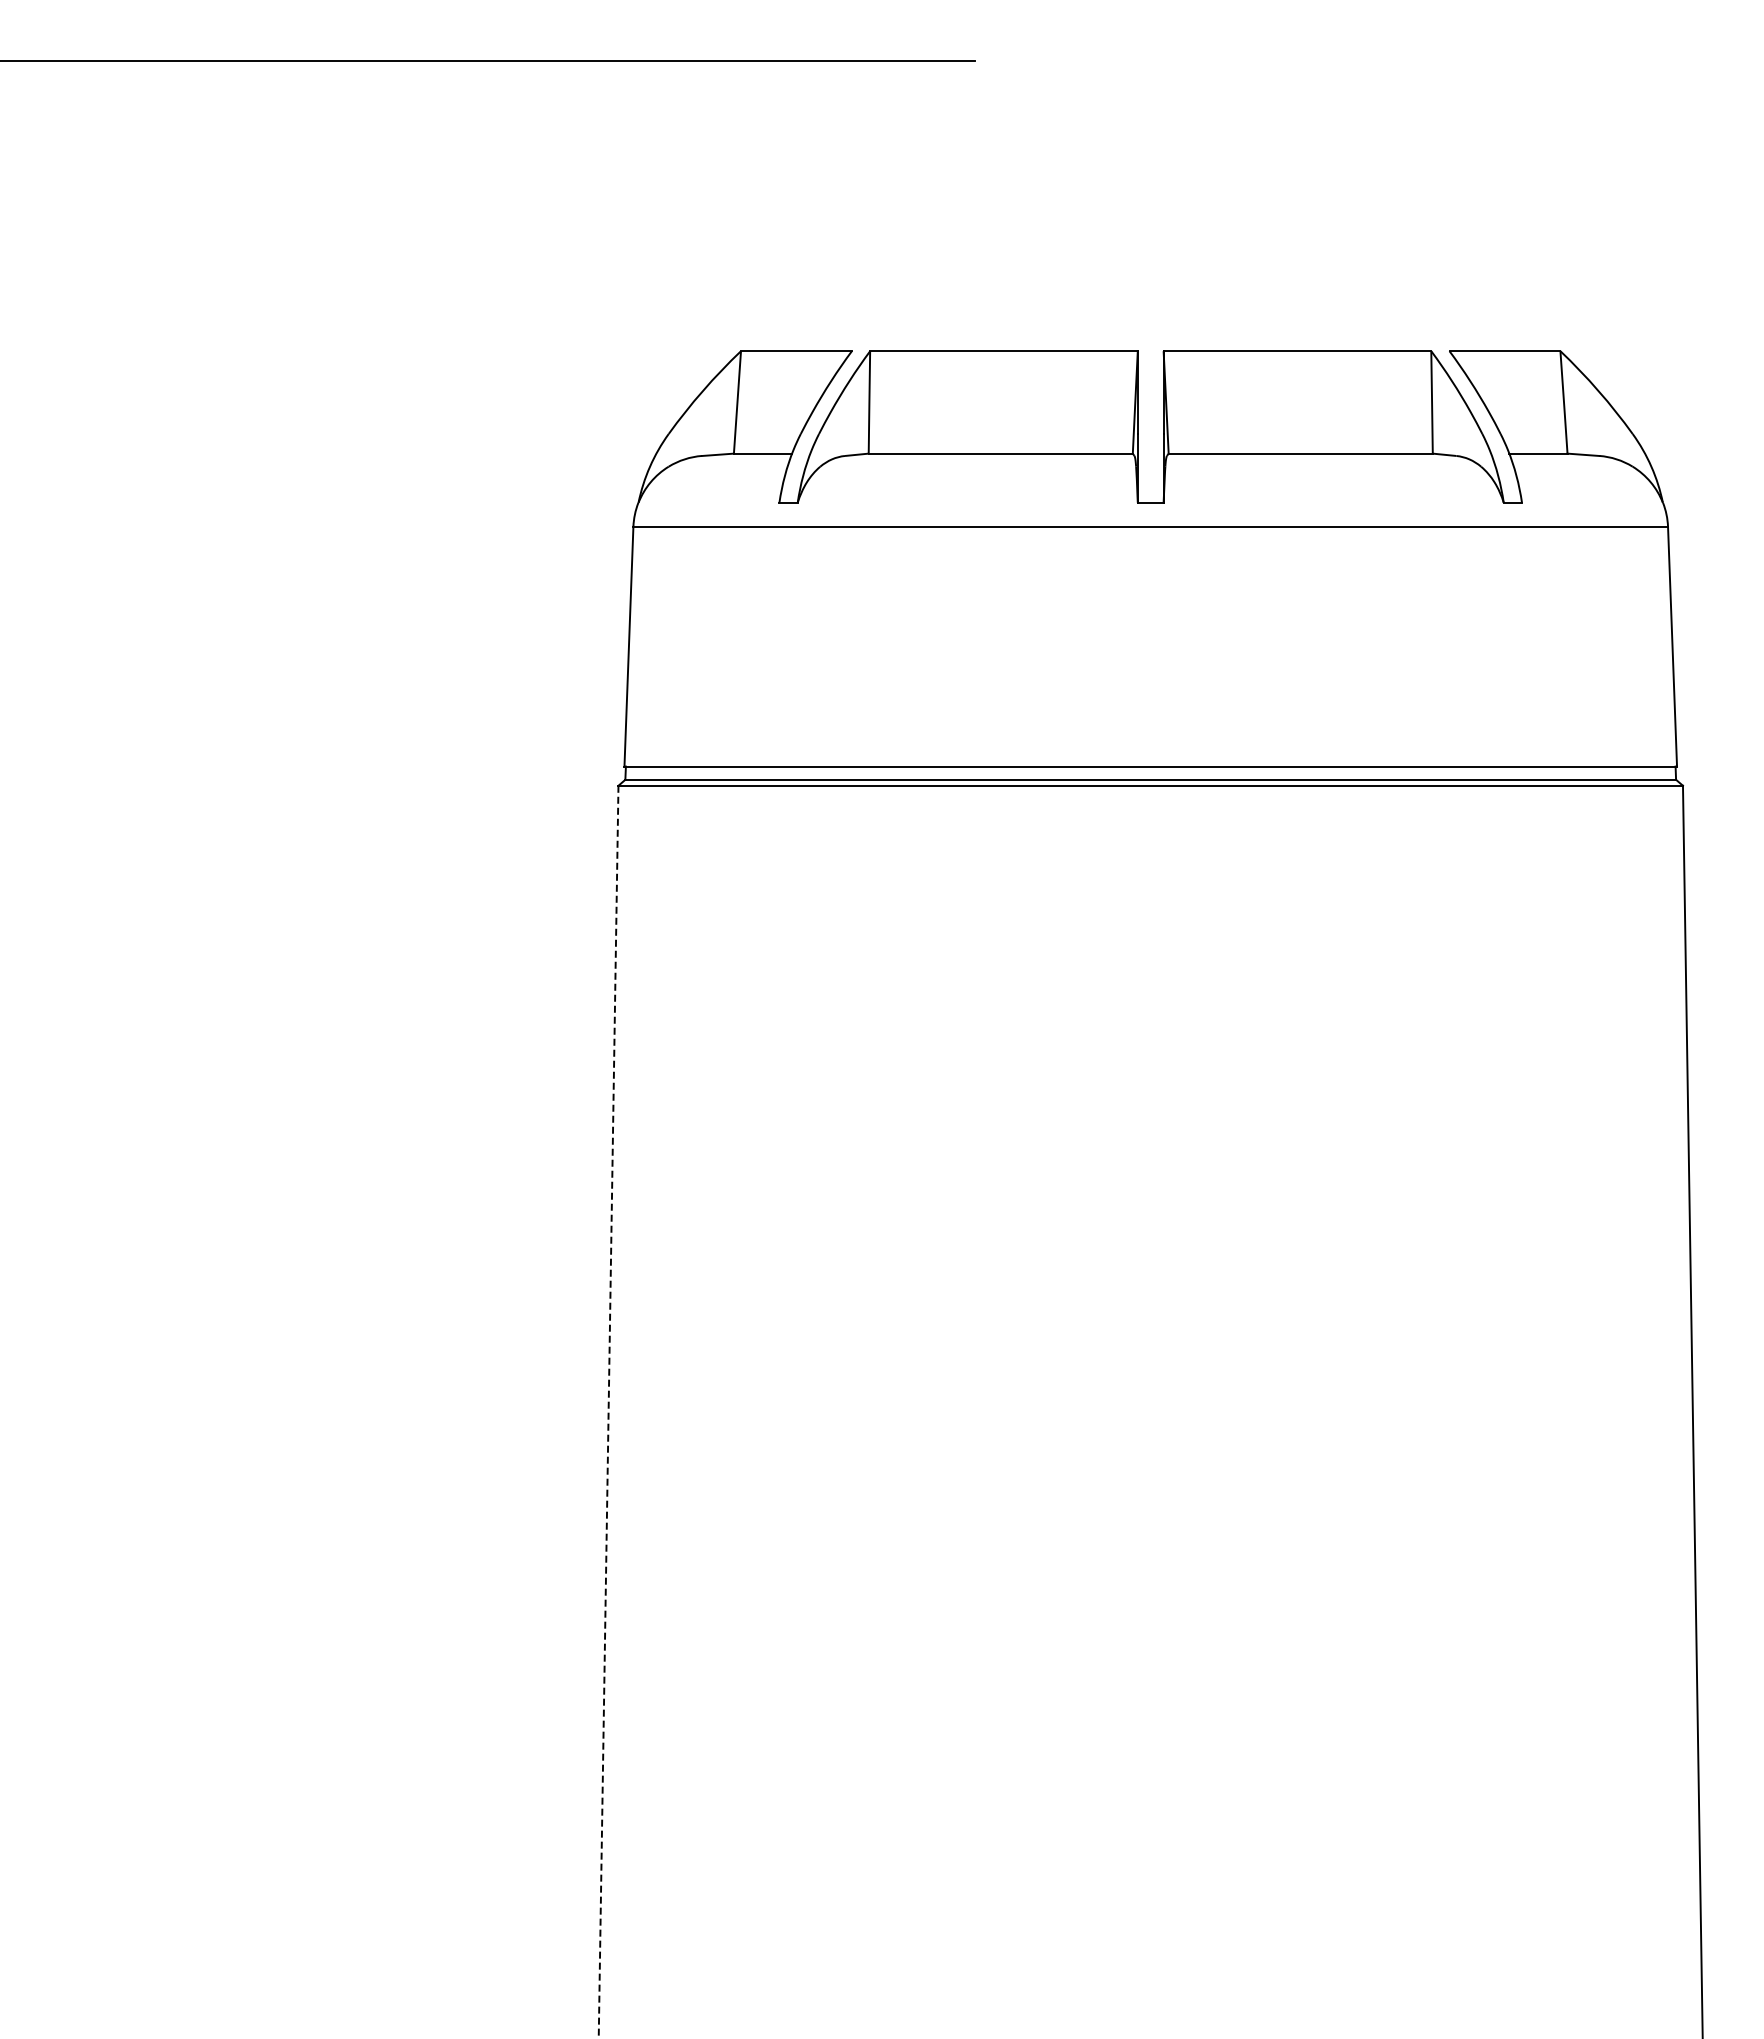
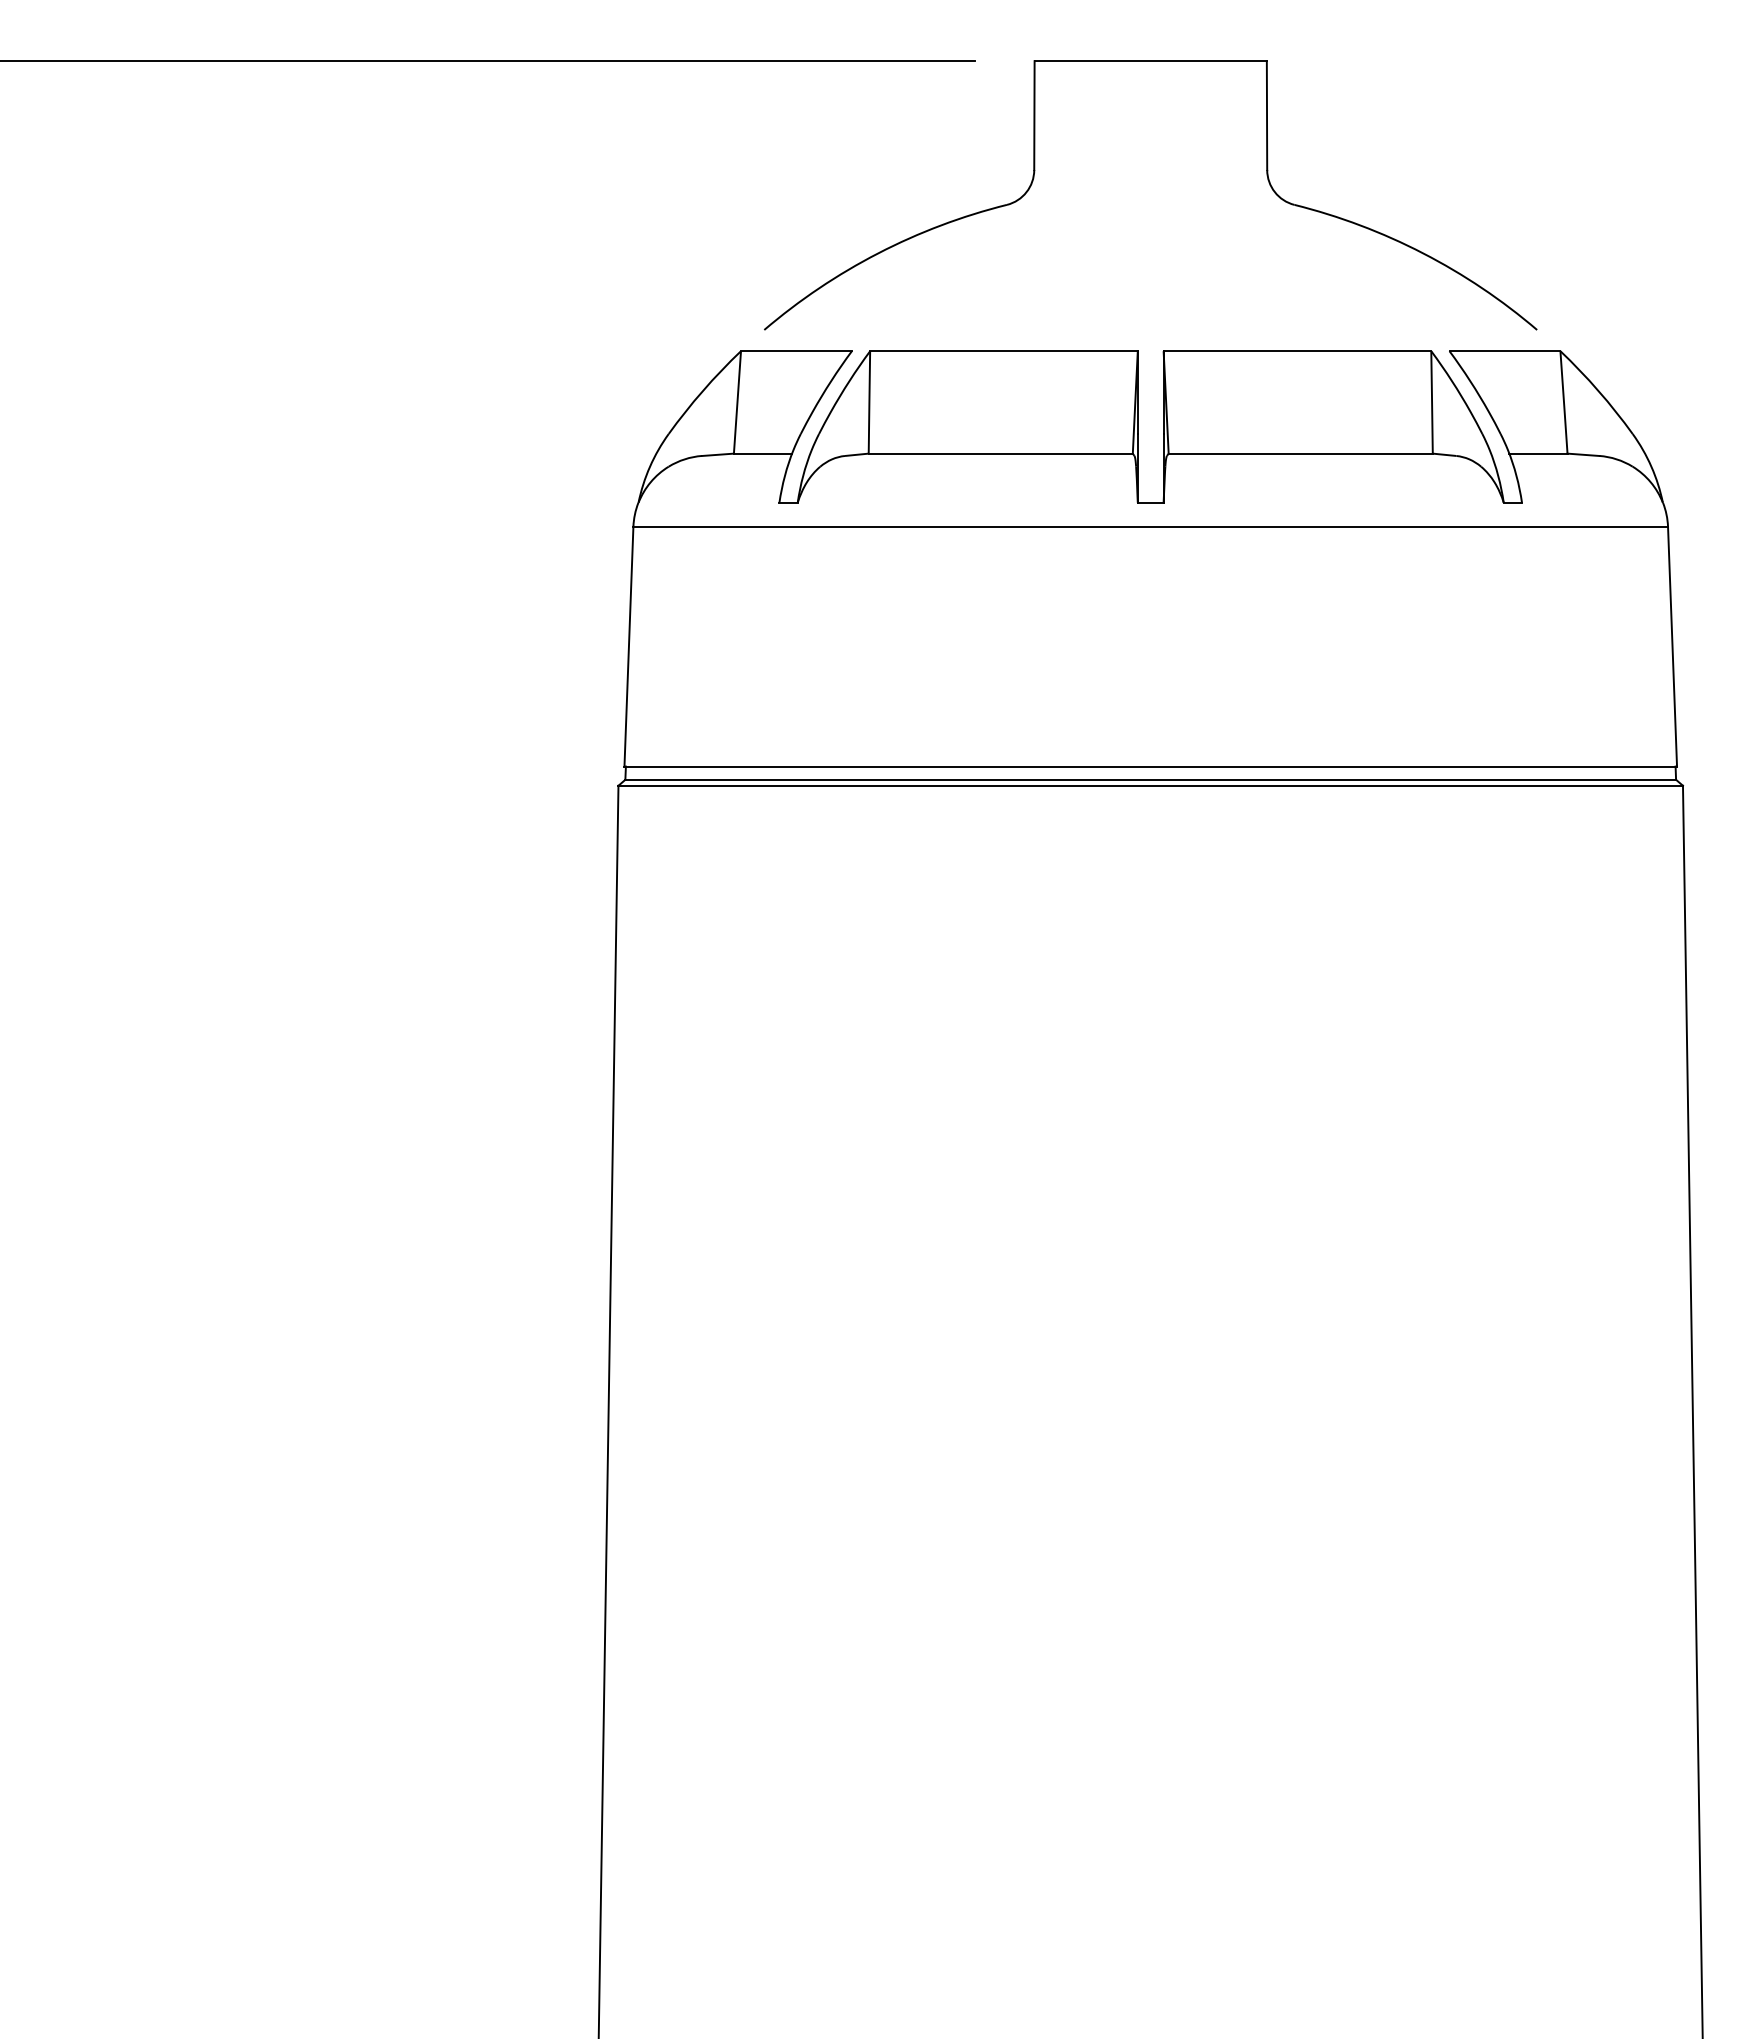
part: none -> present (1034, 178)
line: dashed -> solid (608, 1412)
